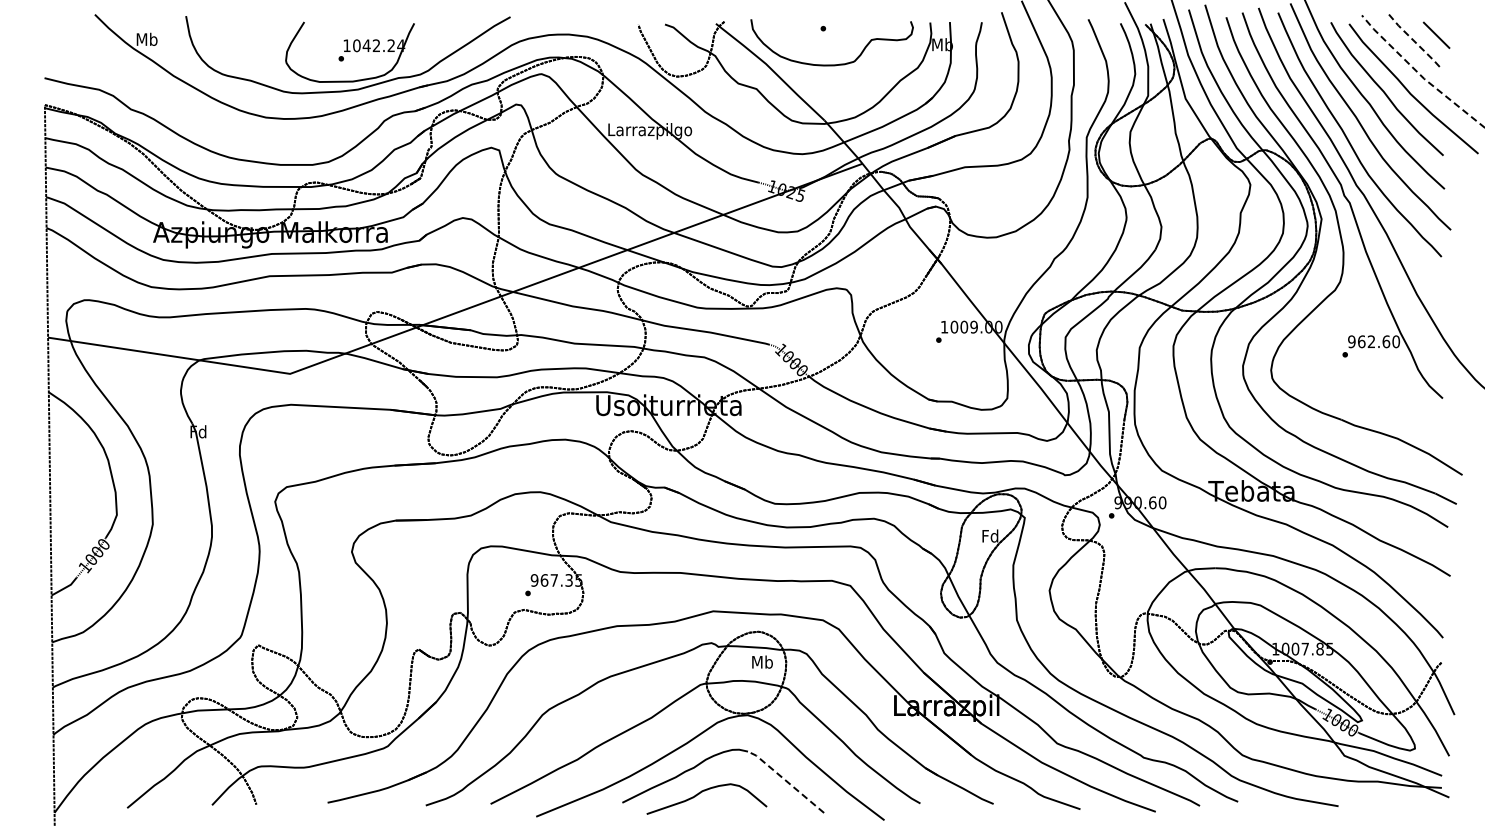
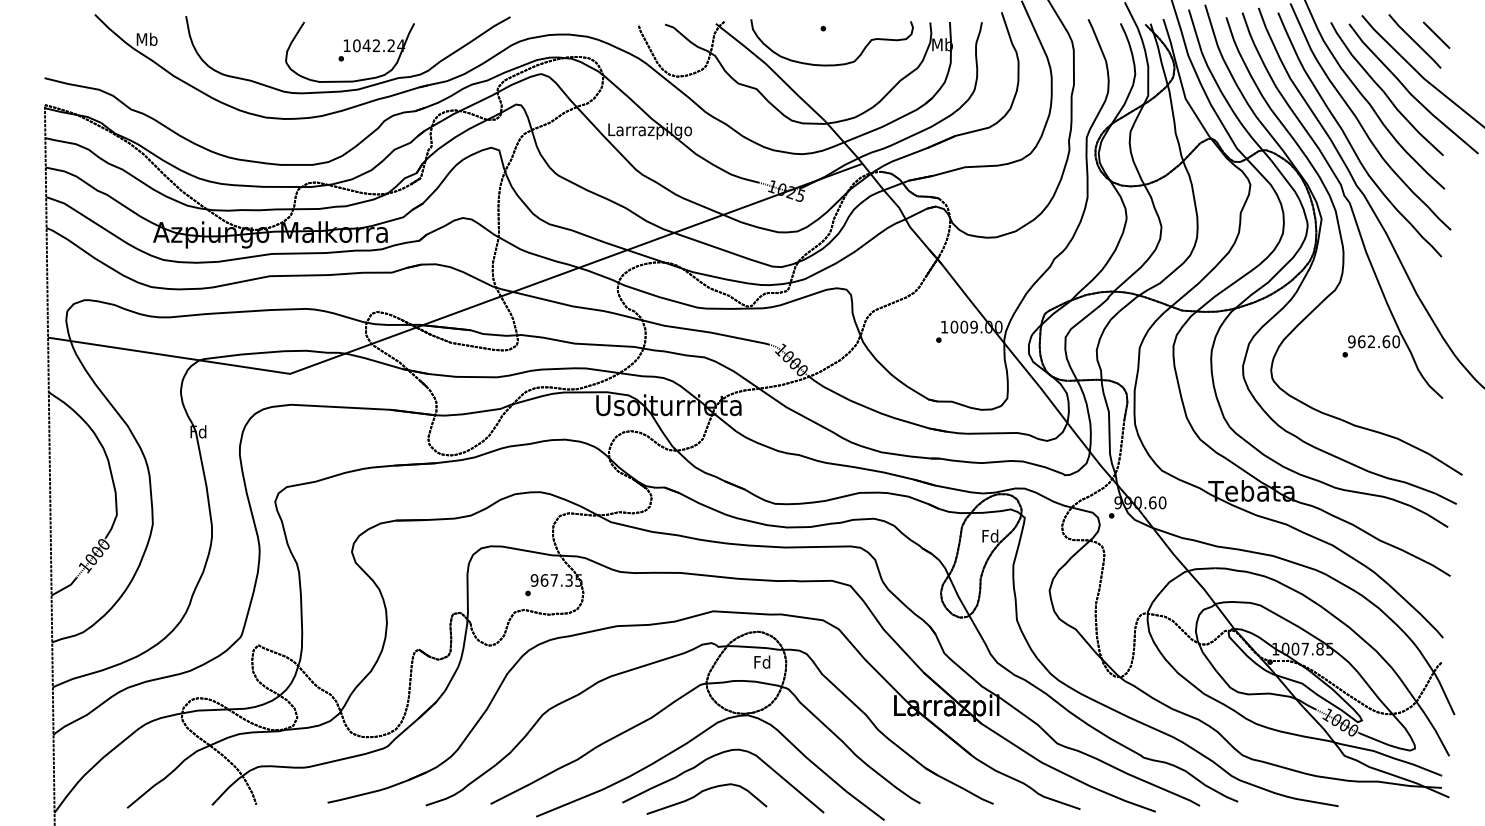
line: dashed -> solid (1414, 41)
line: dashed -> solid (1420, 74)
text: Mb -> Fd (762, 661)
line: dashed -> solid (786, 780)
